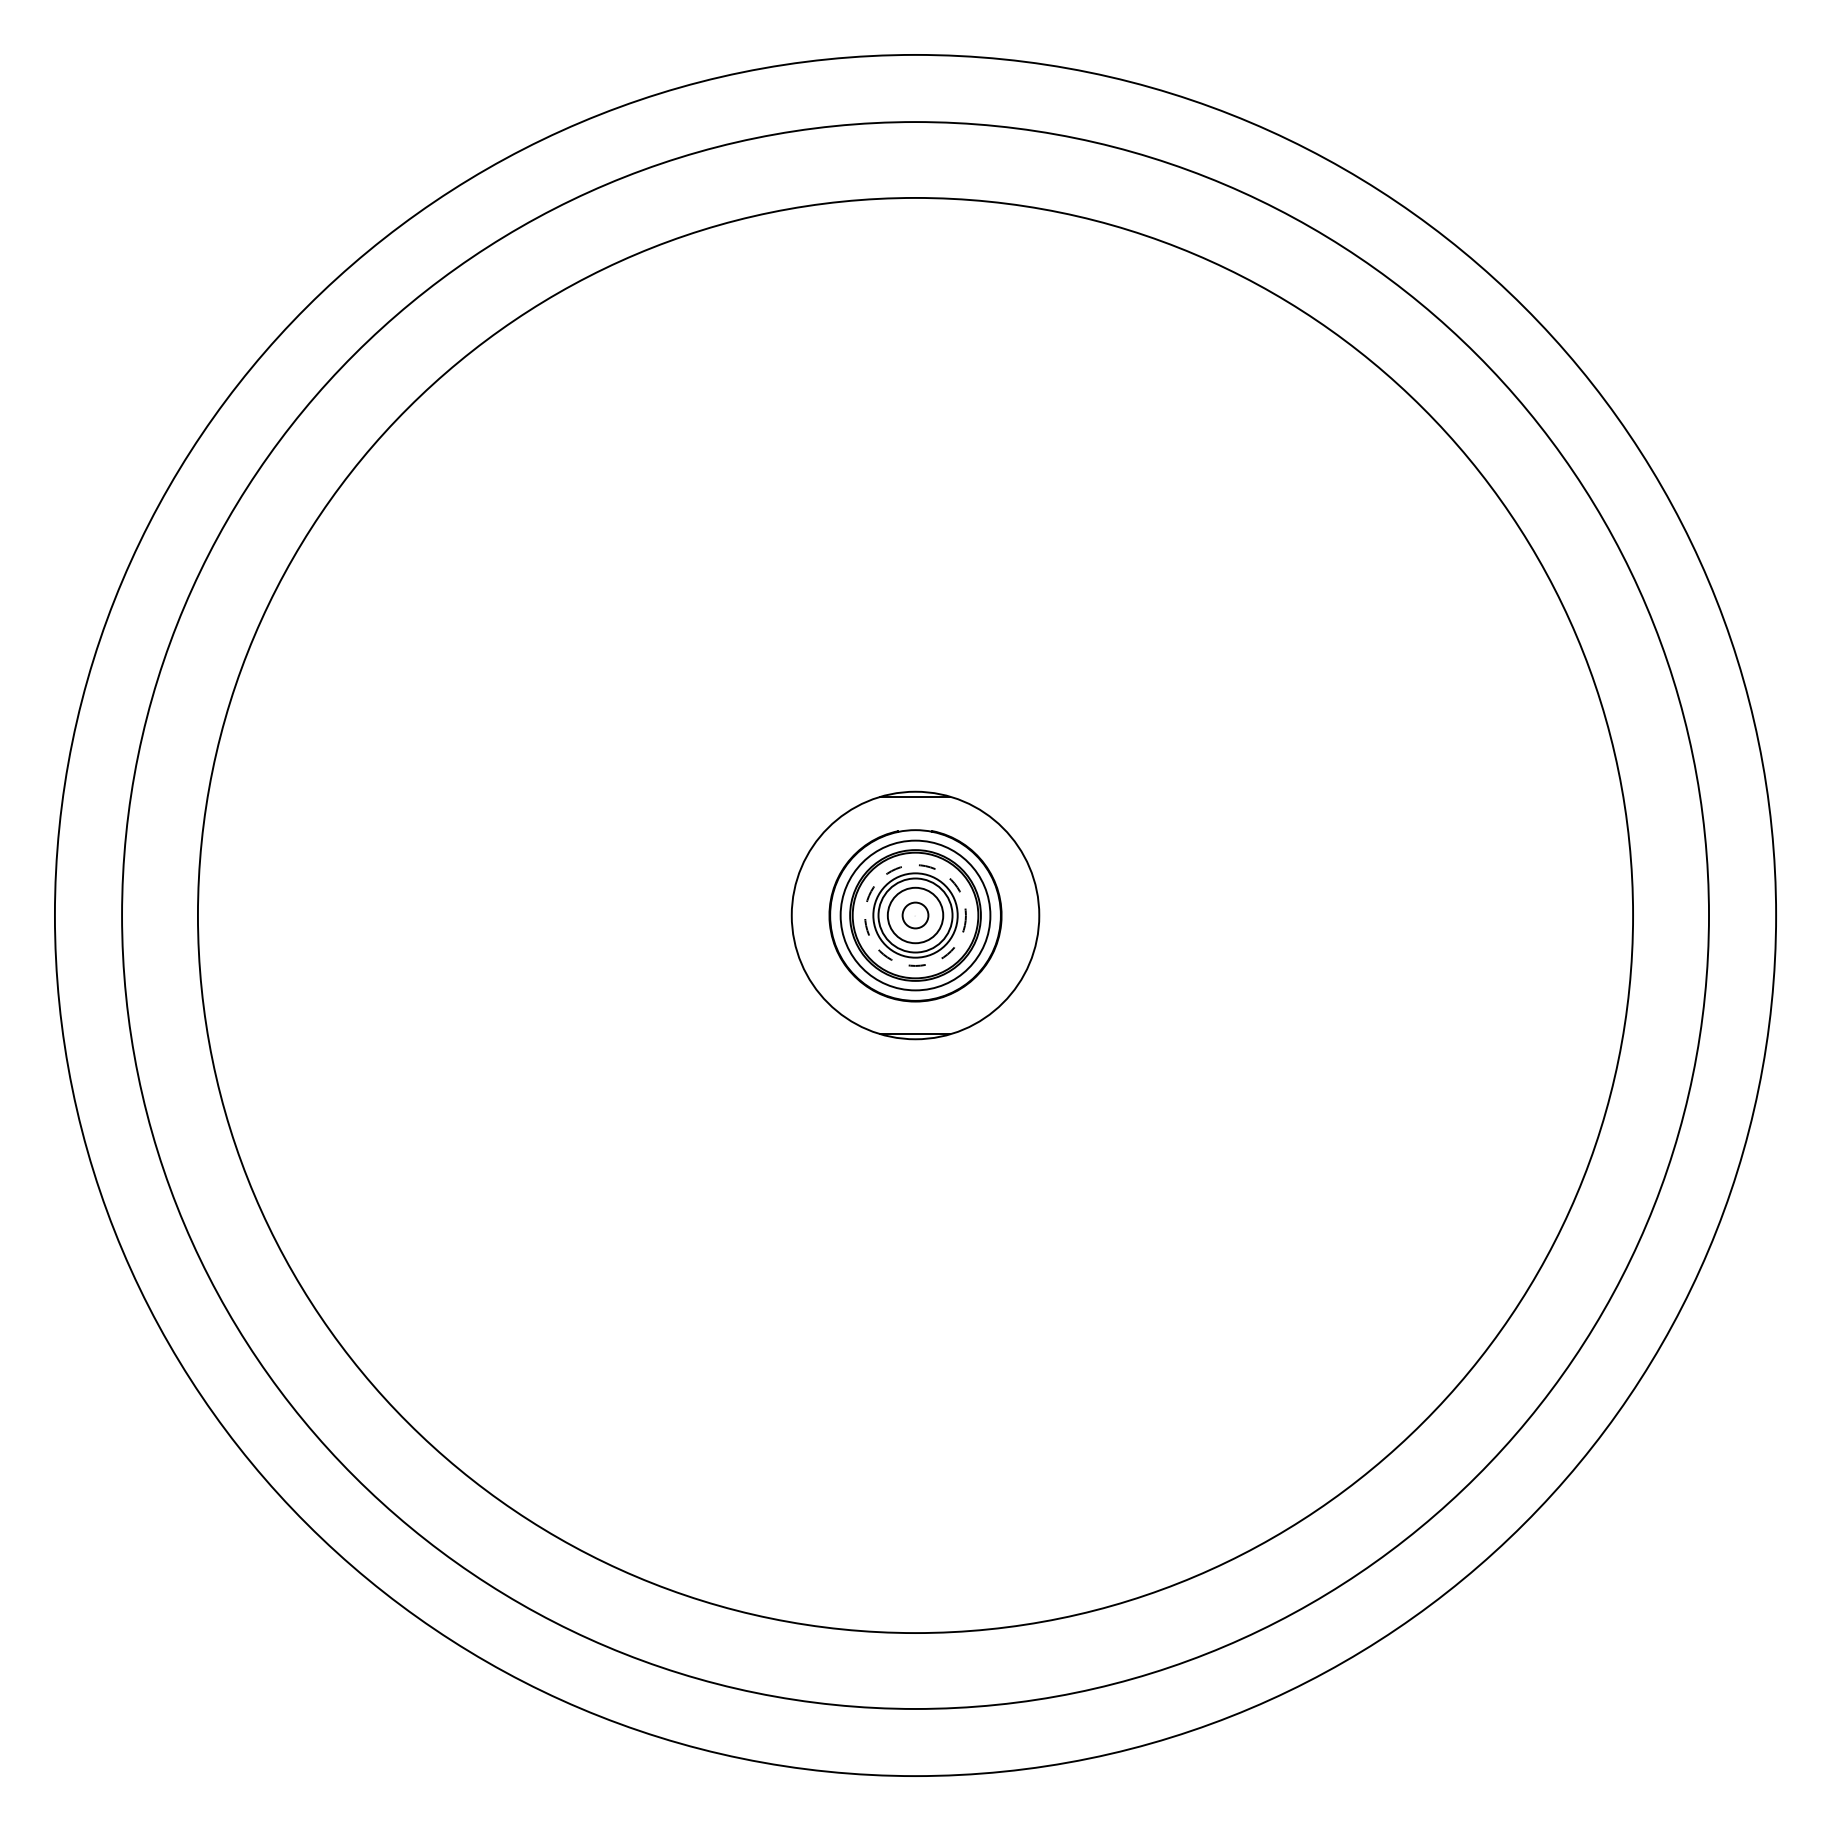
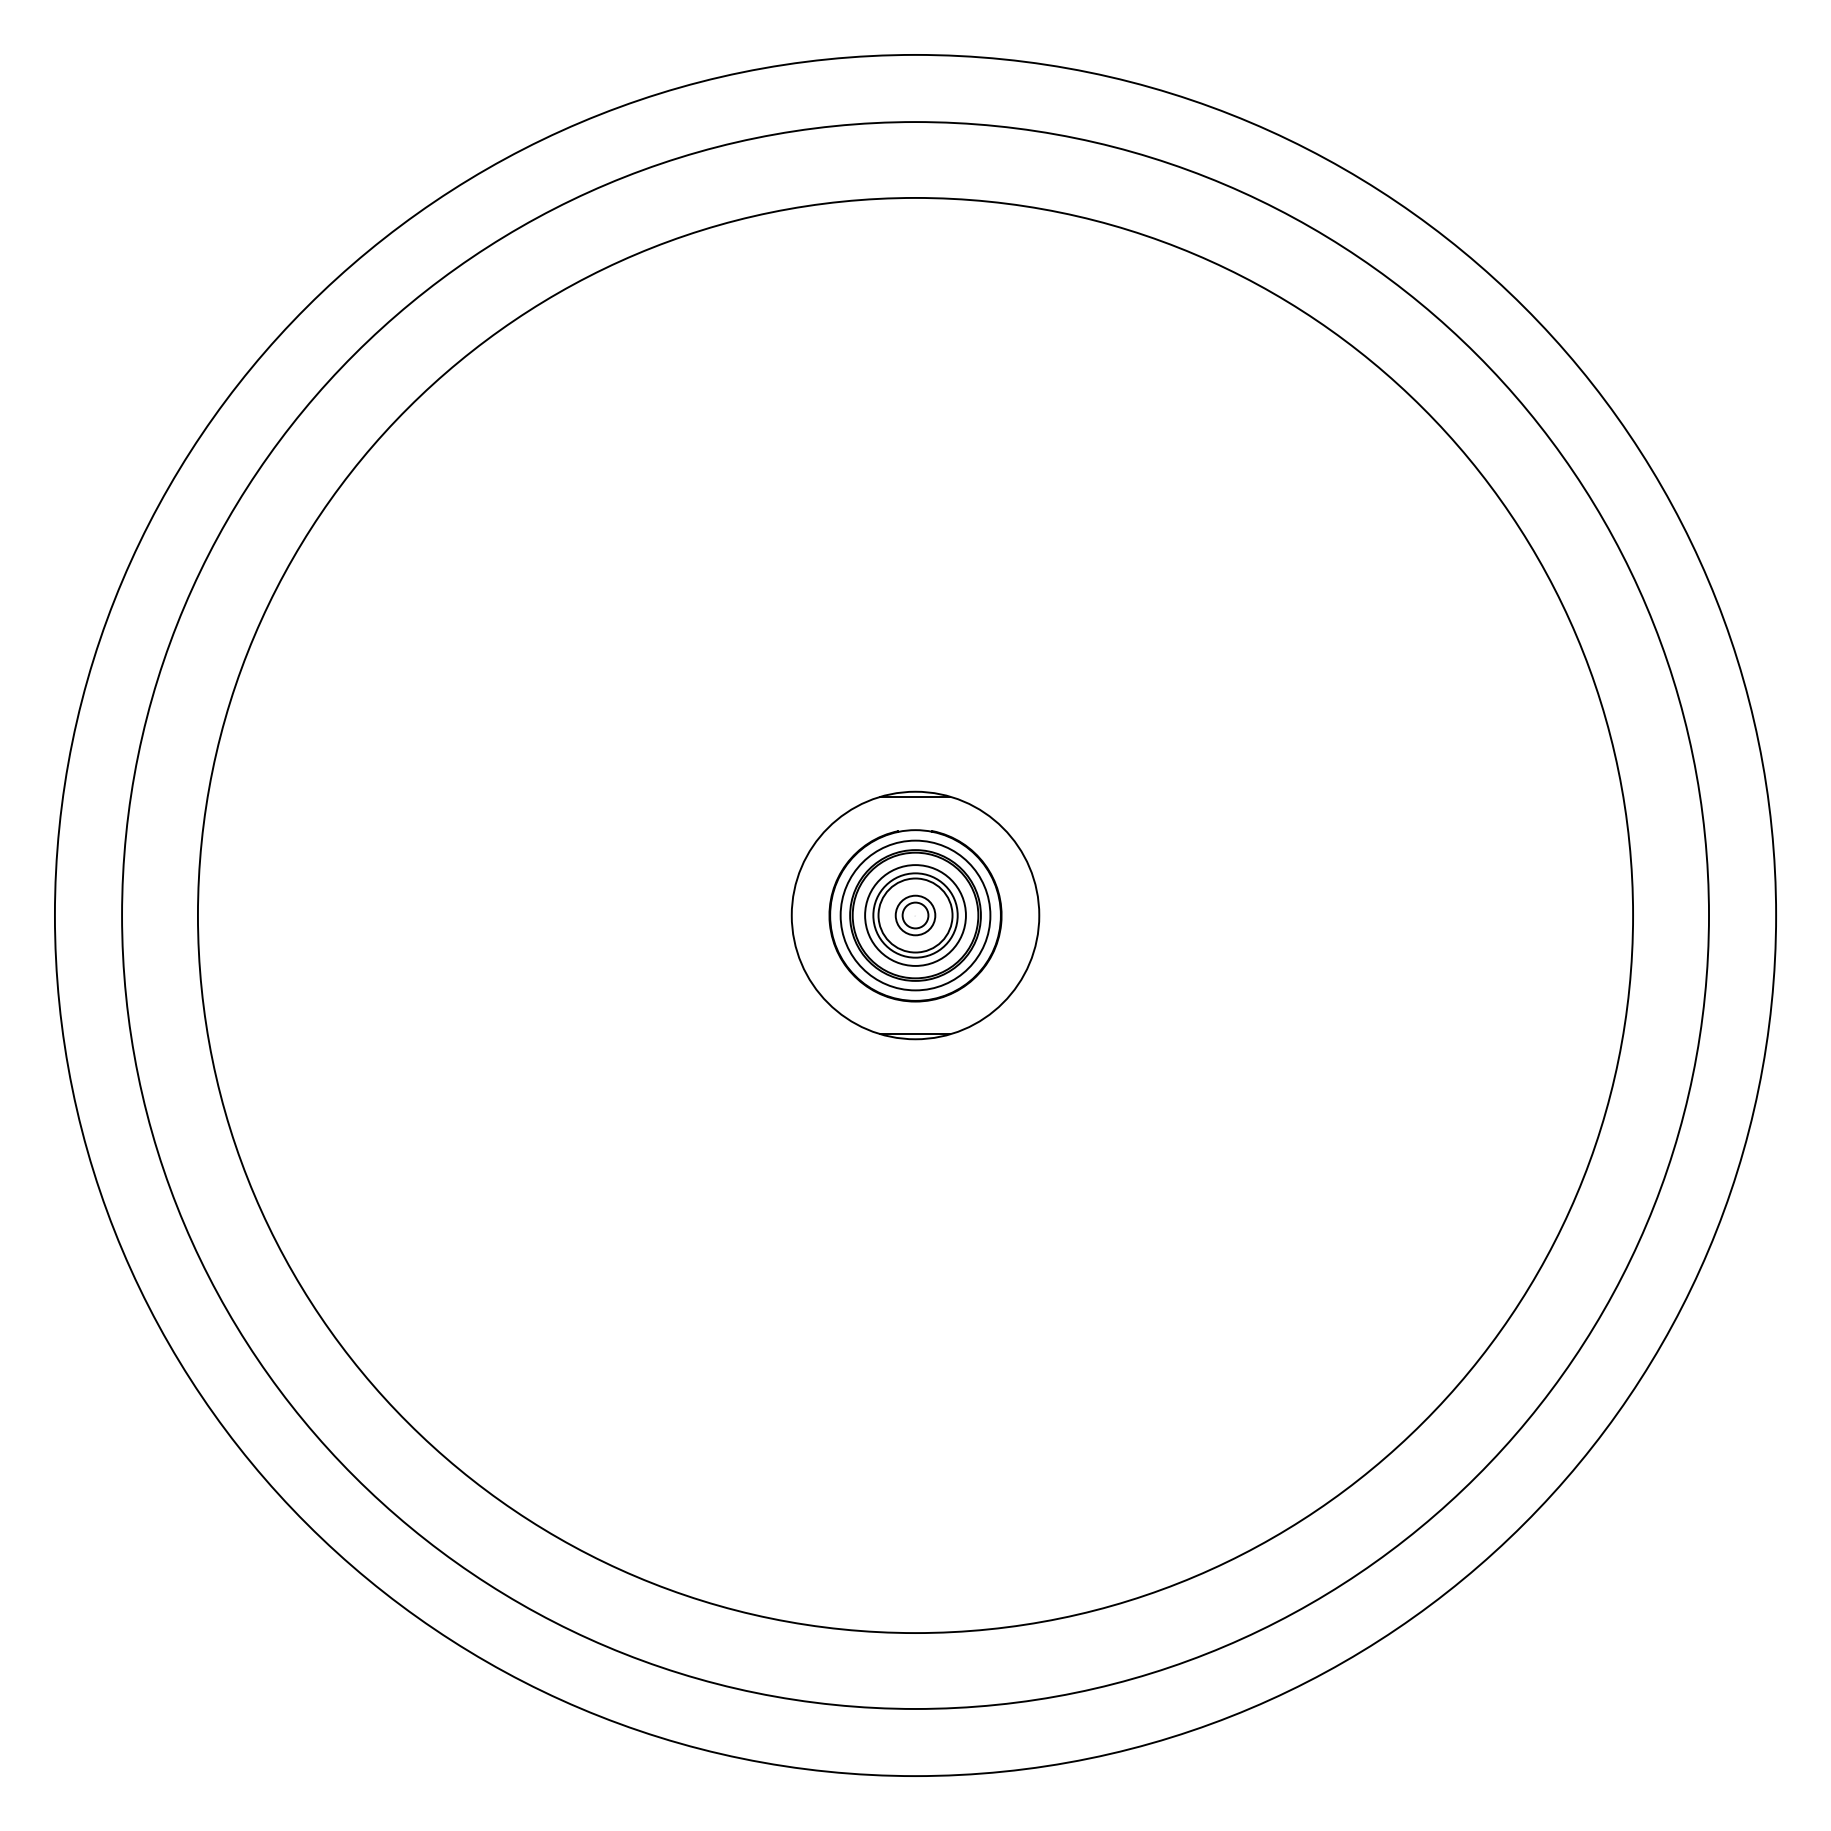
circle diameter: 55 px -> 40 px (915, 915)
circle: dashed -> solid (915, 915)
